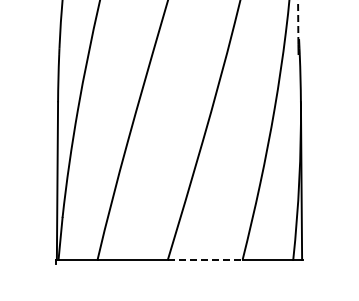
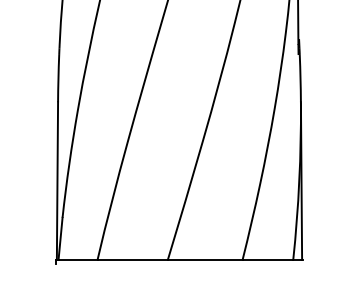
line: dashed -> solid (298, 22)
line: dashed -> solid (205, 259)
